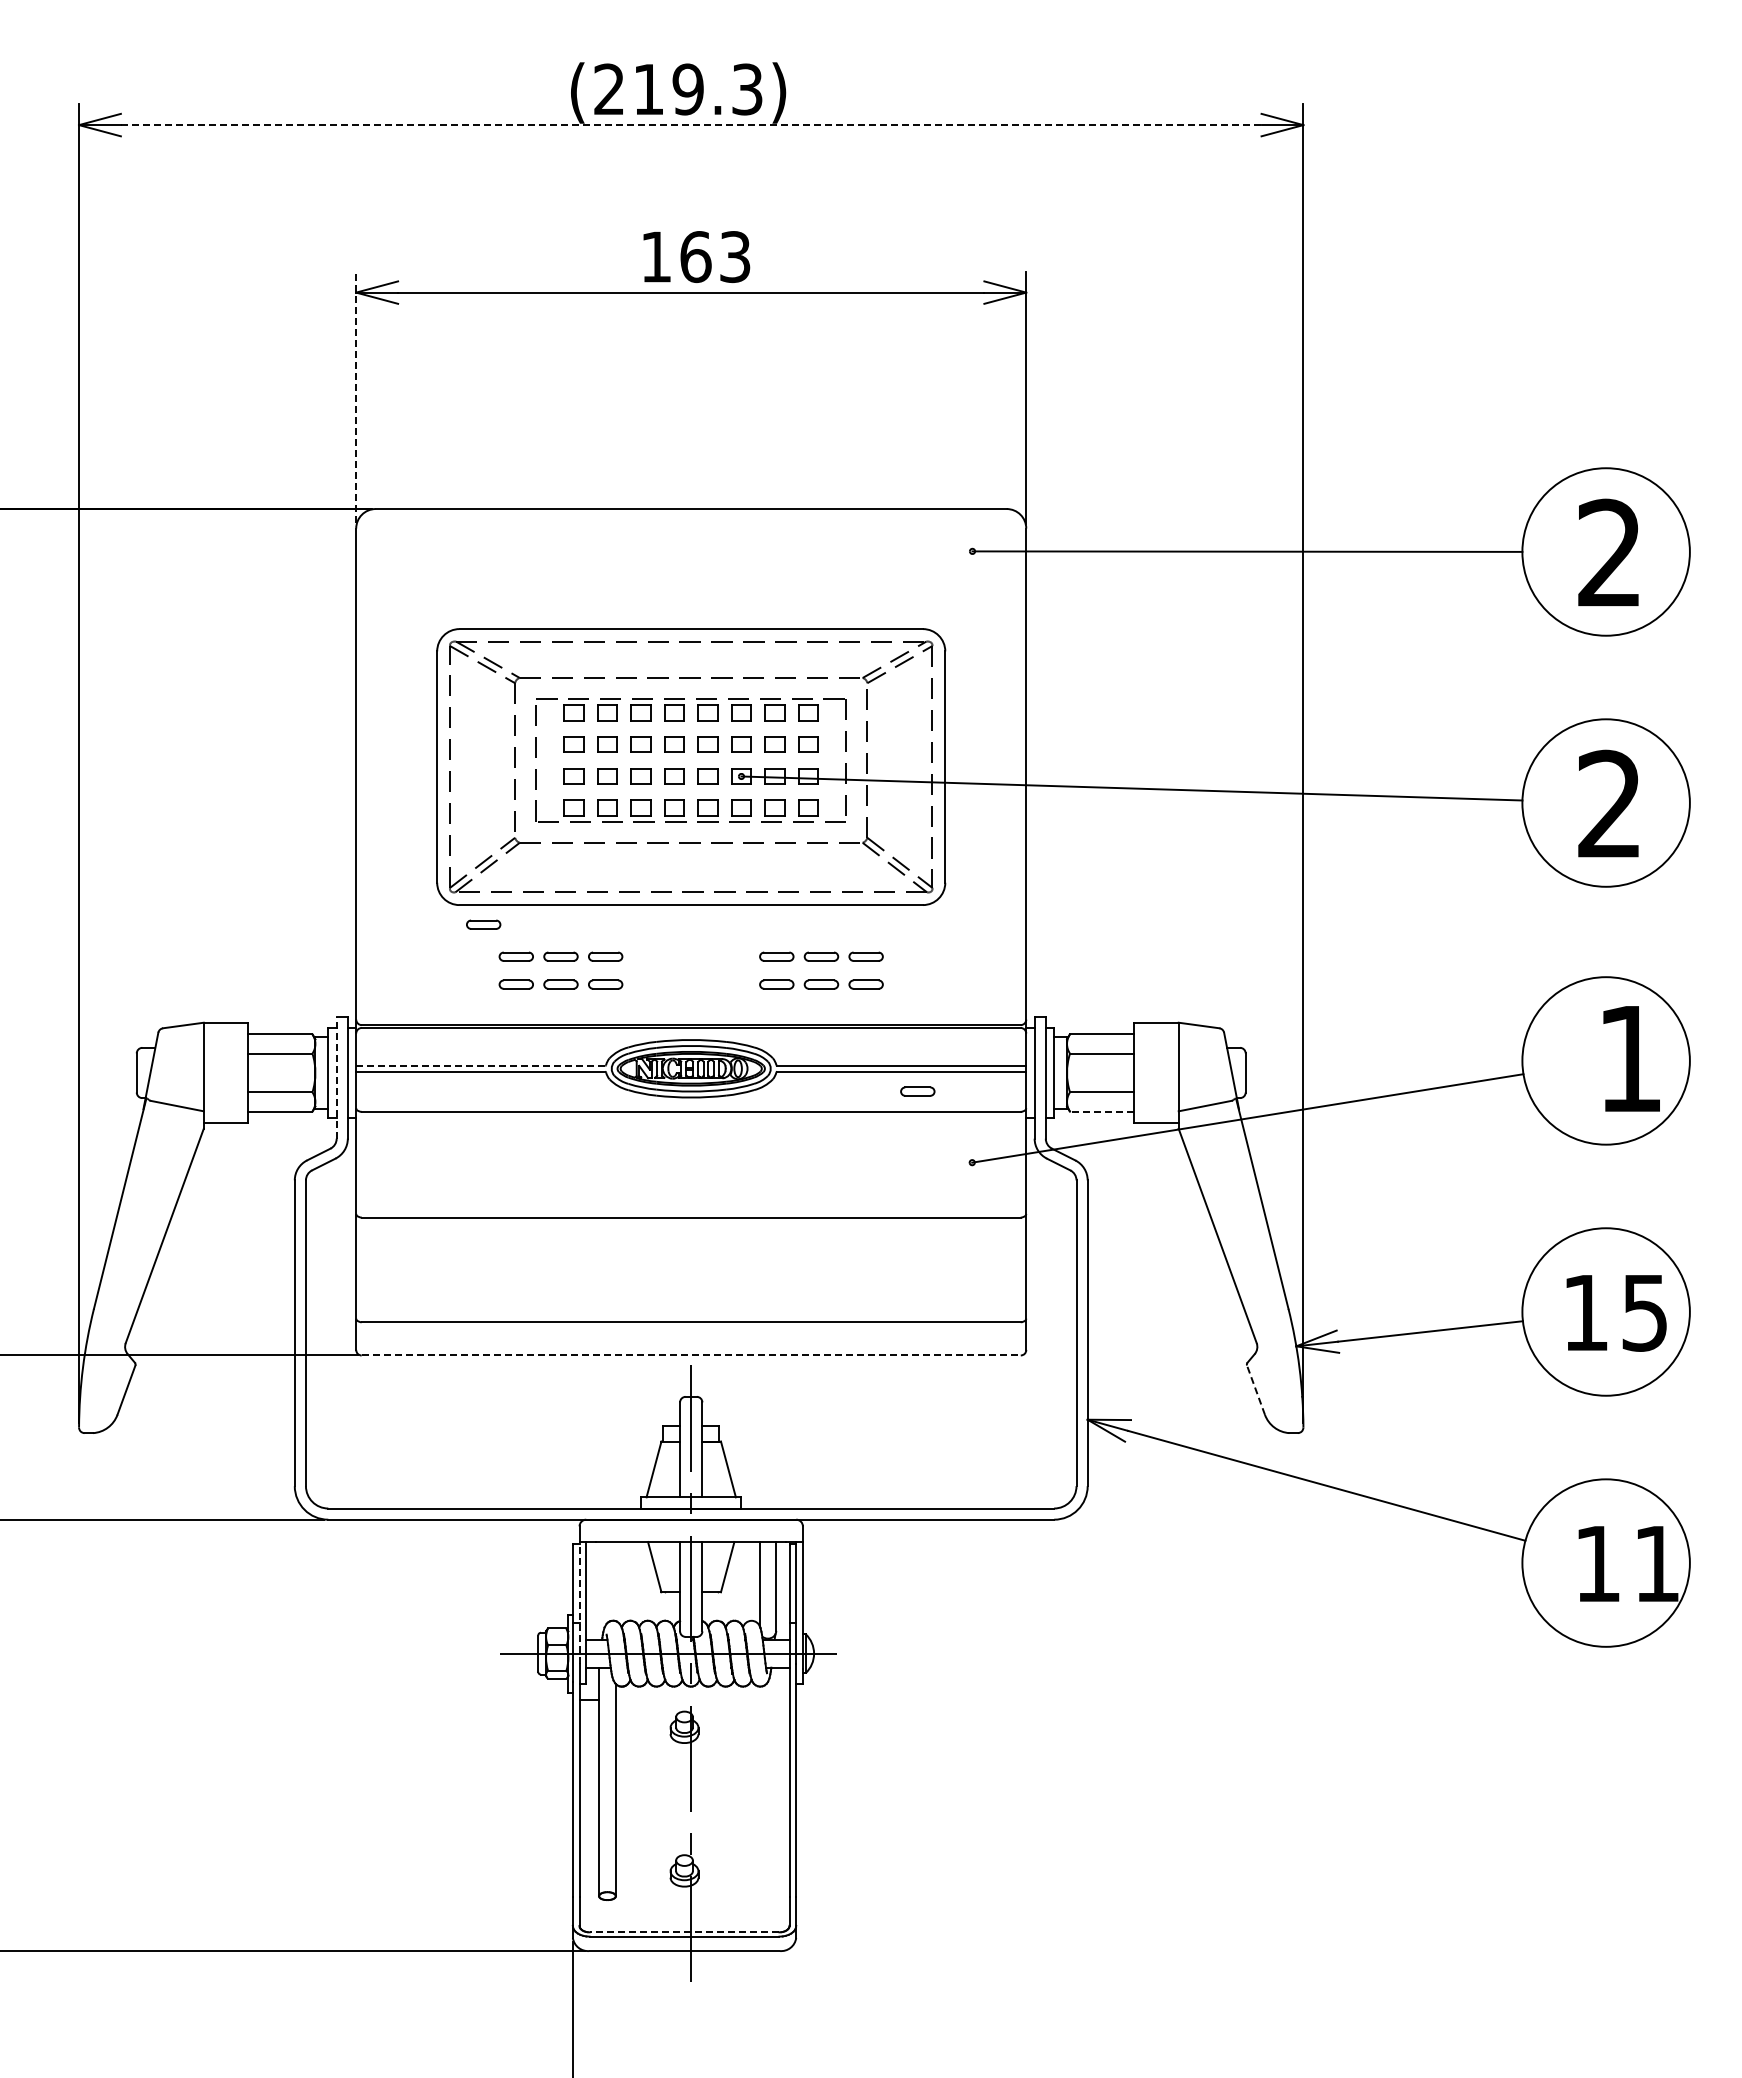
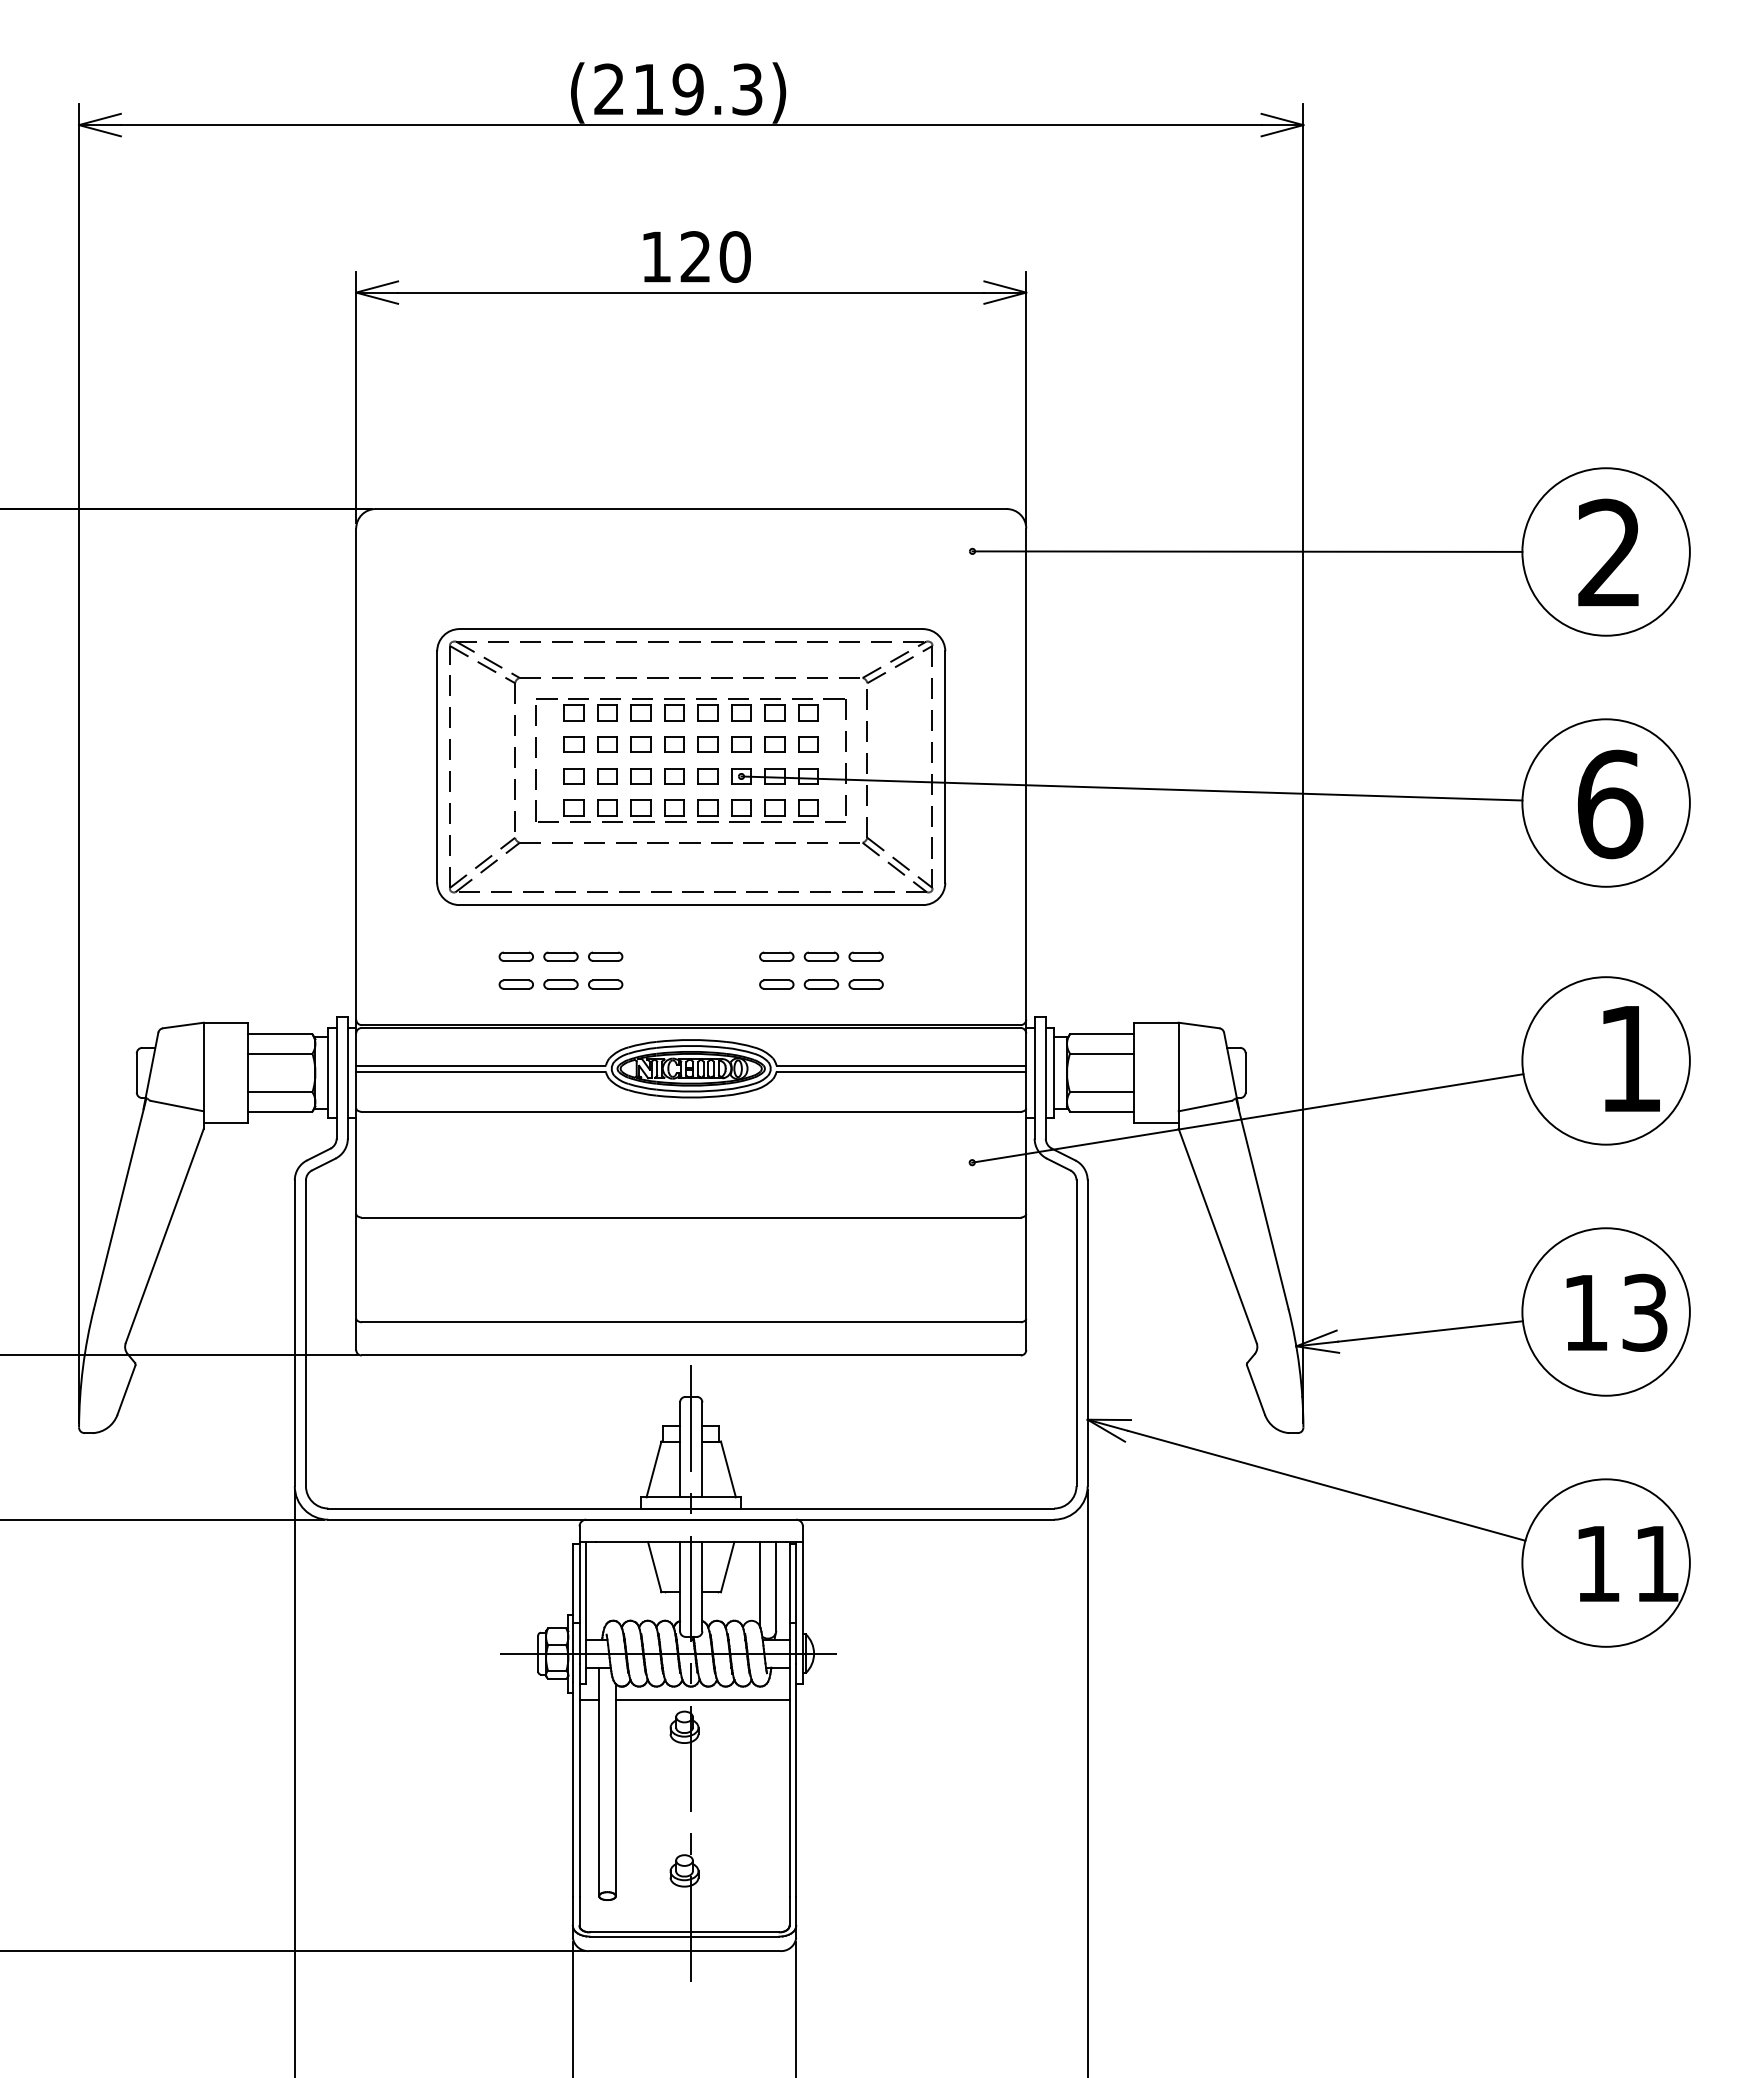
line: dashed -> solid (691, 125)
text: 163 -> 120 (715, 257)
line: dashed -> solid (356, 397)
text: 2 -> 6 (1610, 804)
part: present -> none (483, 924)
line: dashed -> solid (480, 1065)
line: dashed -> solid (336, 1077)
part: present -> none (917, 1091)
line: dashed -> solid (1101, 1111)
text: 15 -> 13 (1644, 1312)
line: dashed -> solid (691, 1355)
line: dashed -> solid (1255, 1389)
line: dashed -> solid (579, 1602)
line: none -> present (702, 1699)
line: none -> present (294, 1782)
line: none -> present (1087, 1782)
line: dashed -> solid (684, 1932)
line: none -> present (796, 2008)
